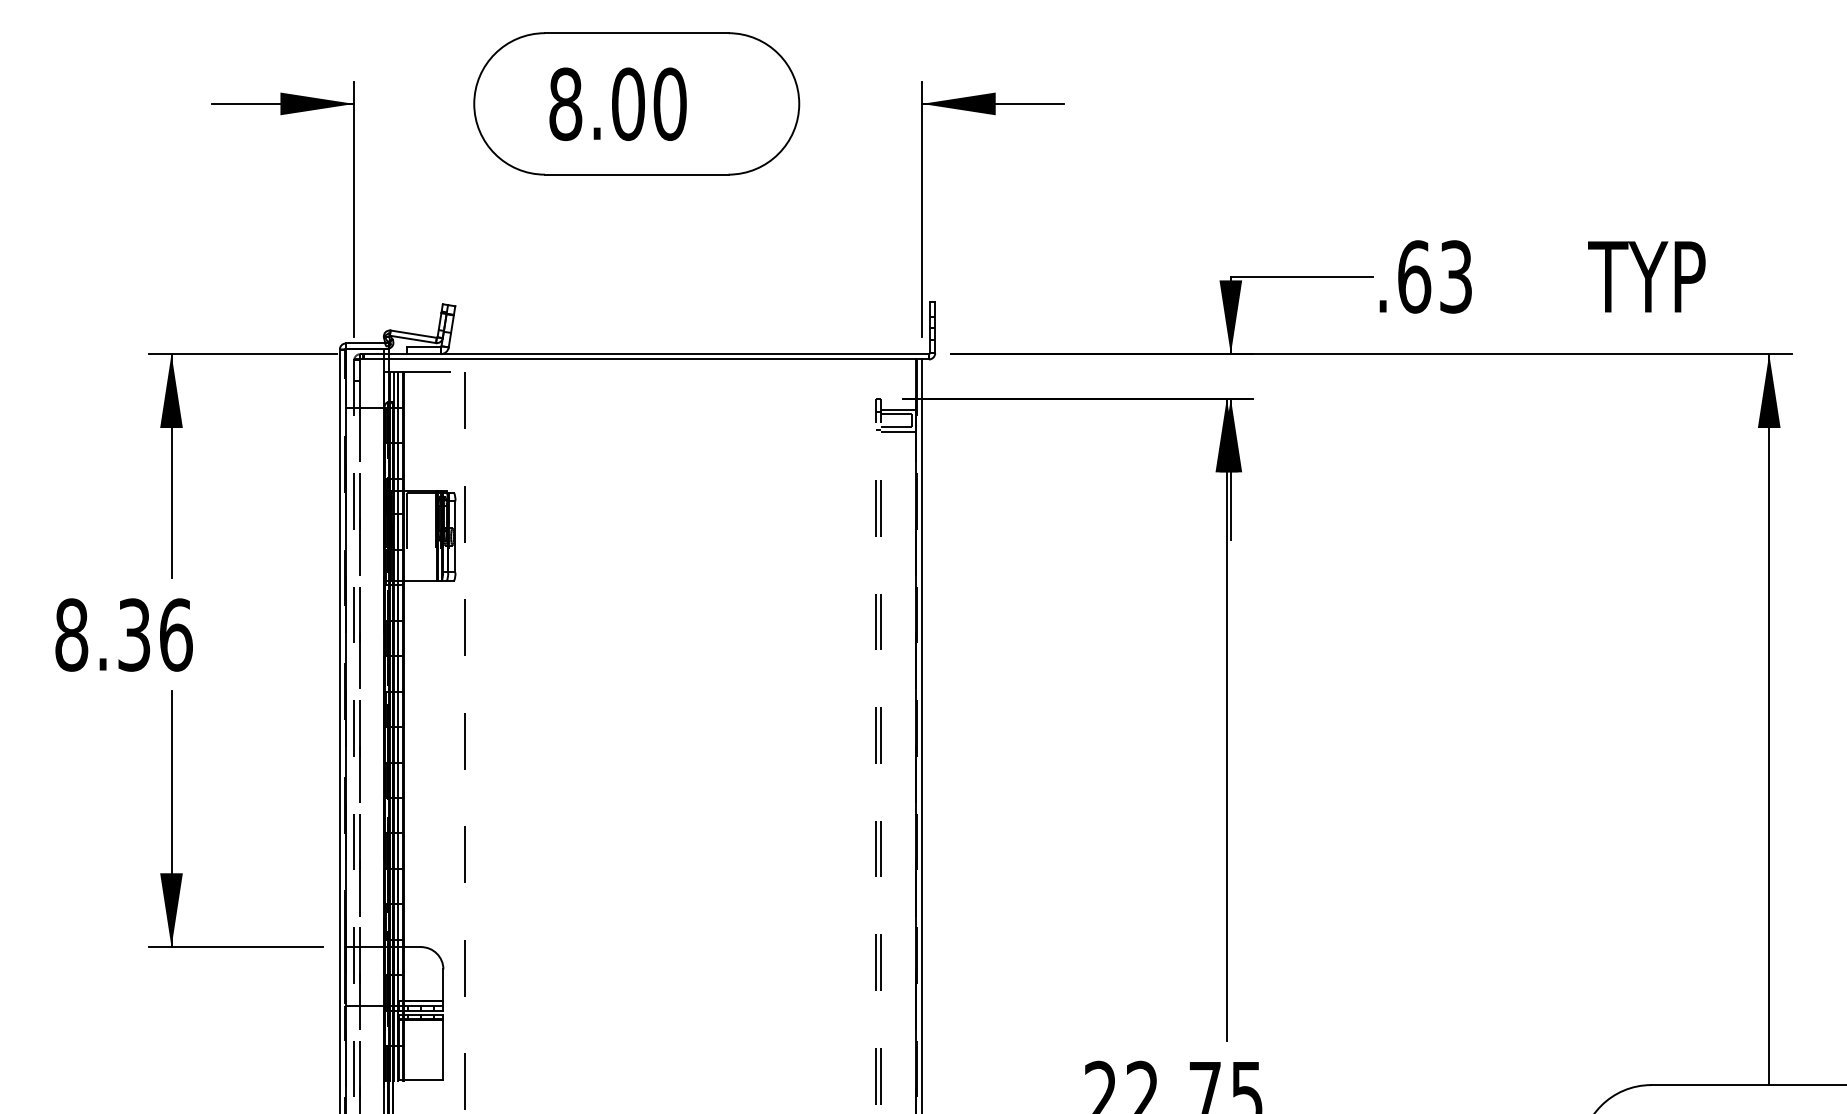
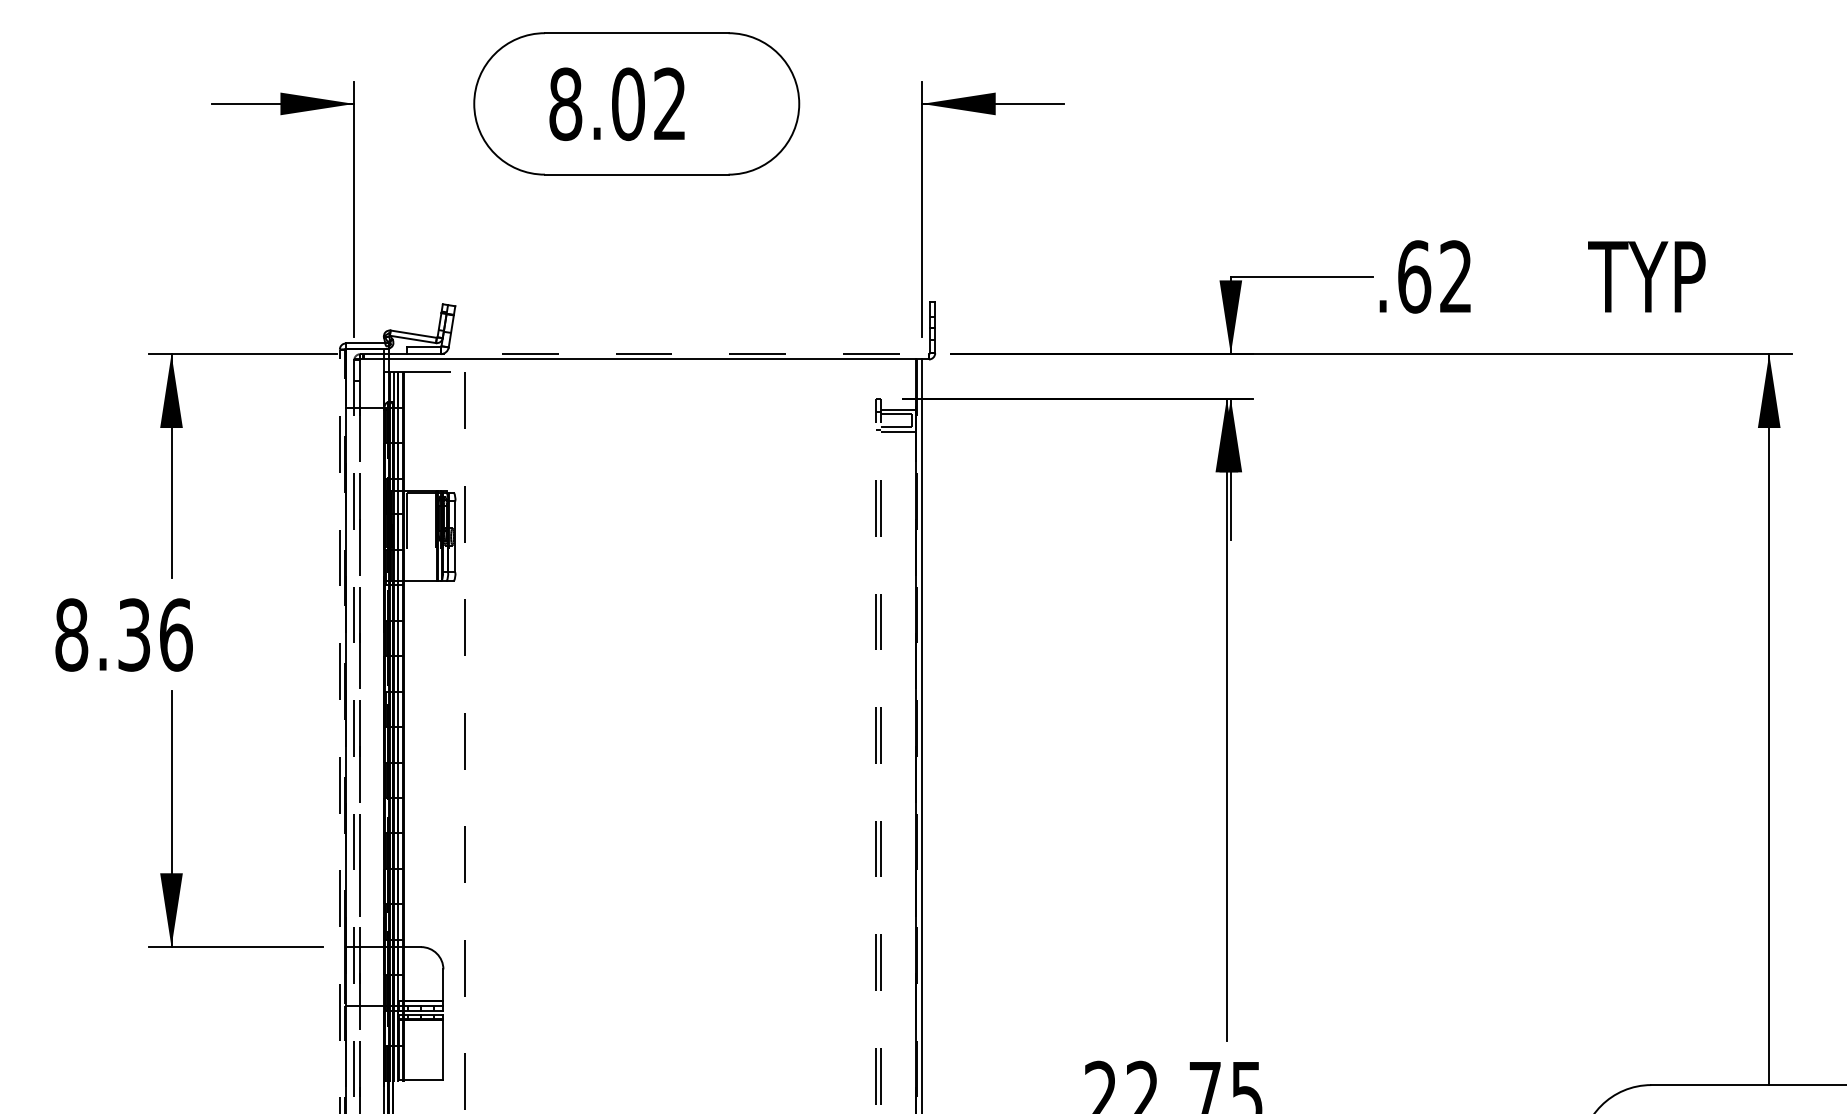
text: 8.00 -> 8.02 (669, 104)
text: .63 -> .62 (1455, 276)
line: solid -> dashed (659, 354)
line: solid -> dashed (339, 731)
